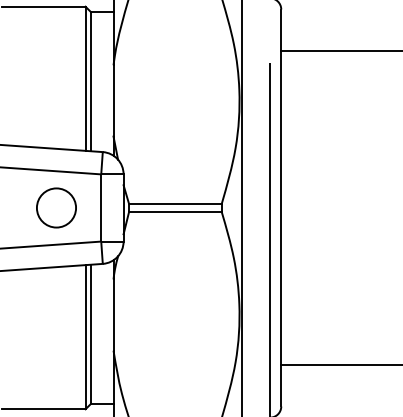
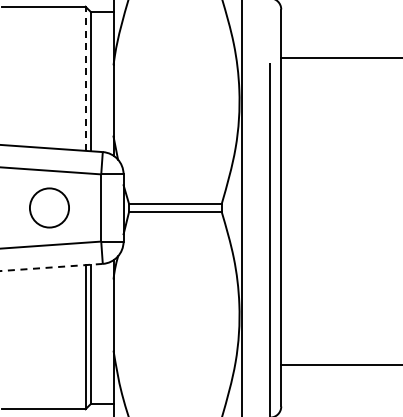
line position: (340, 51) -> (340, 58) (340, 58)
line: solid -> dashed (85, 78)
circle position: (56, 207) -> (49, 207) (49, 207)
line: solid -> dashed (51, 267)
